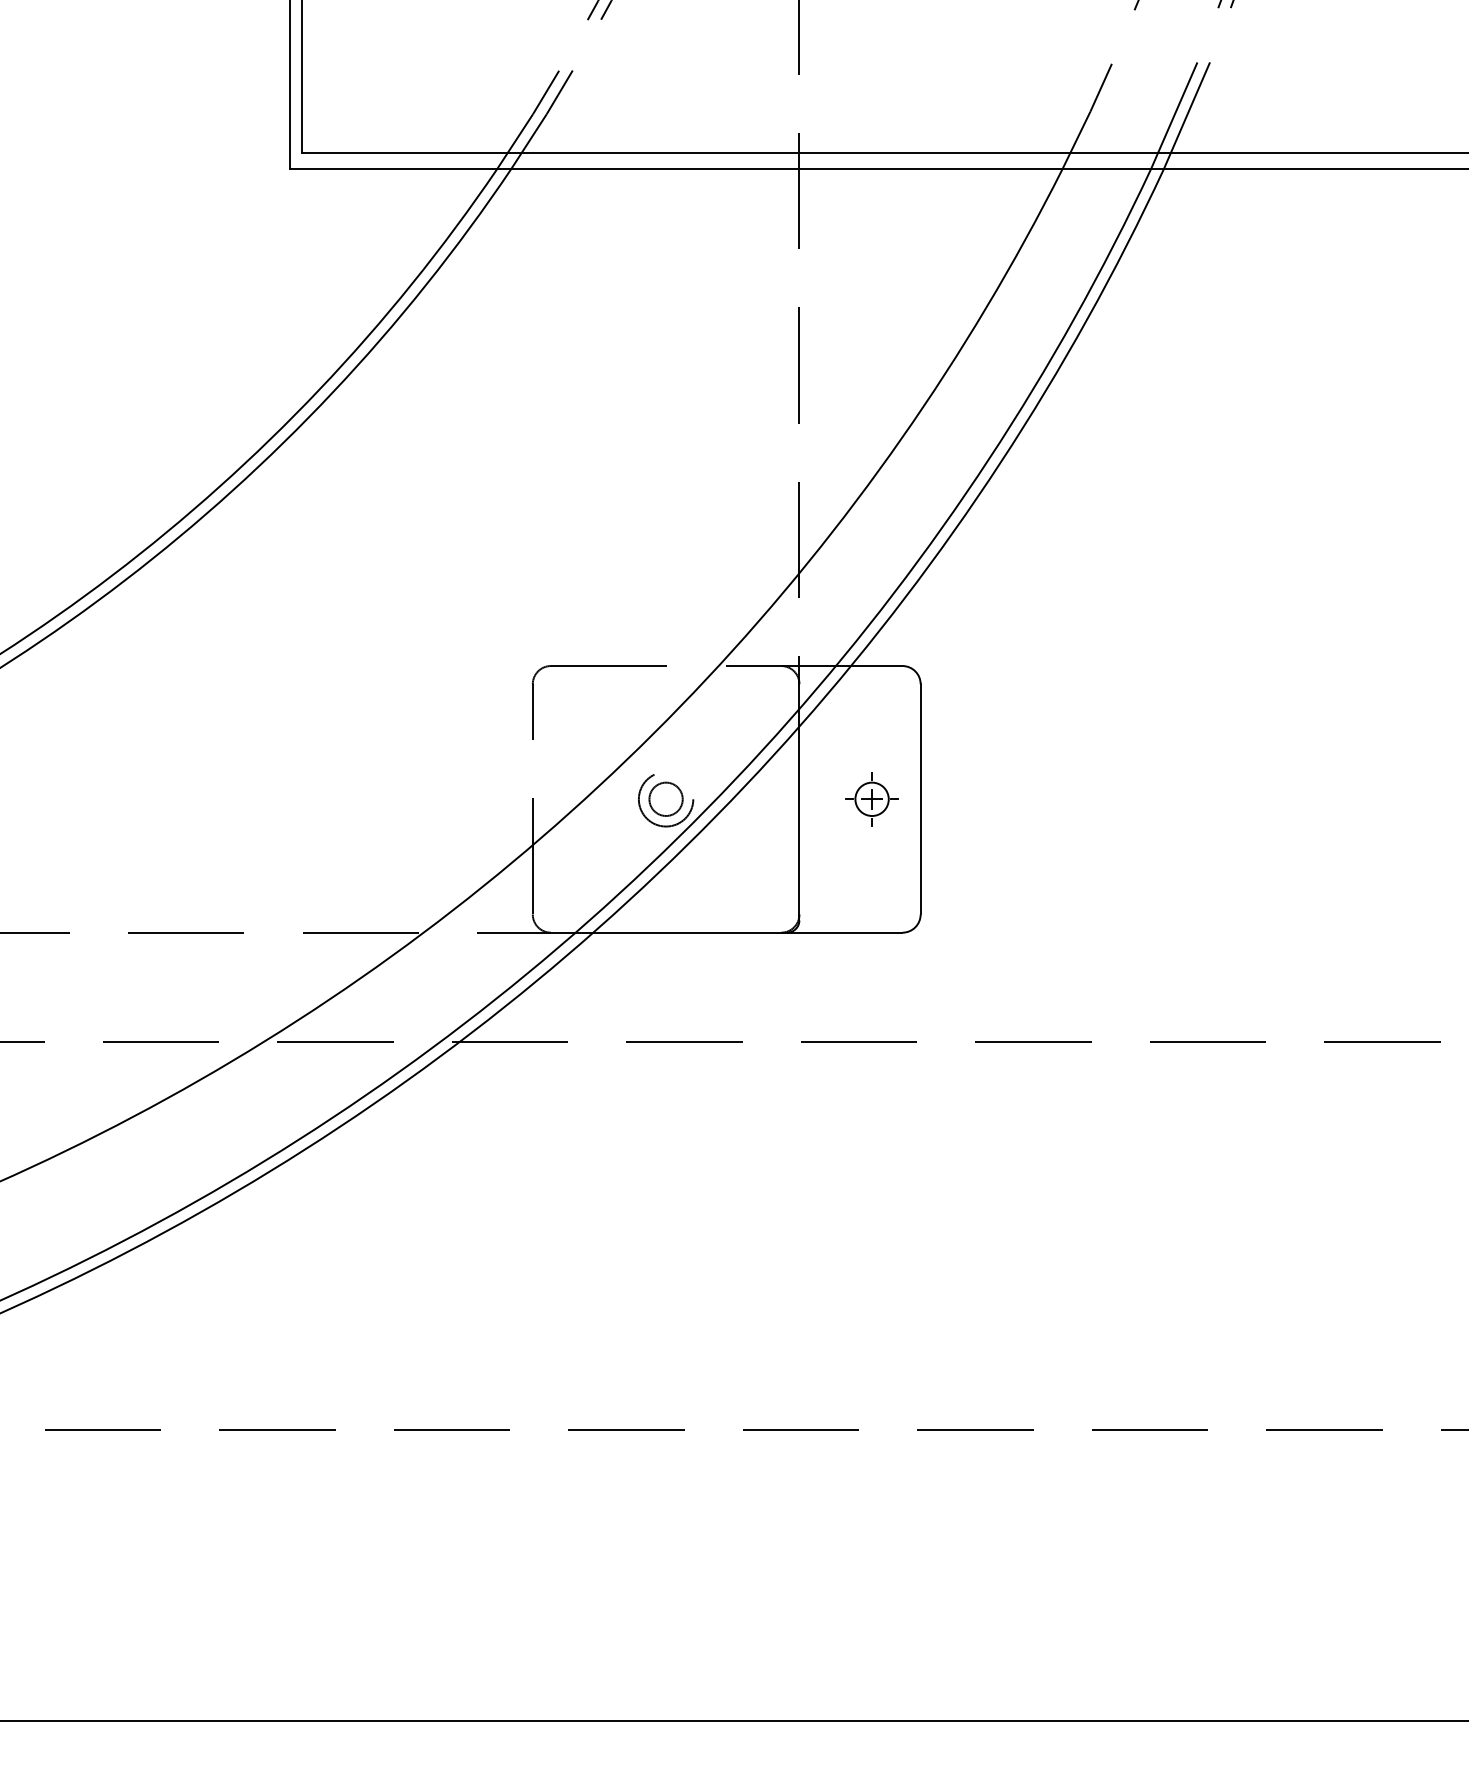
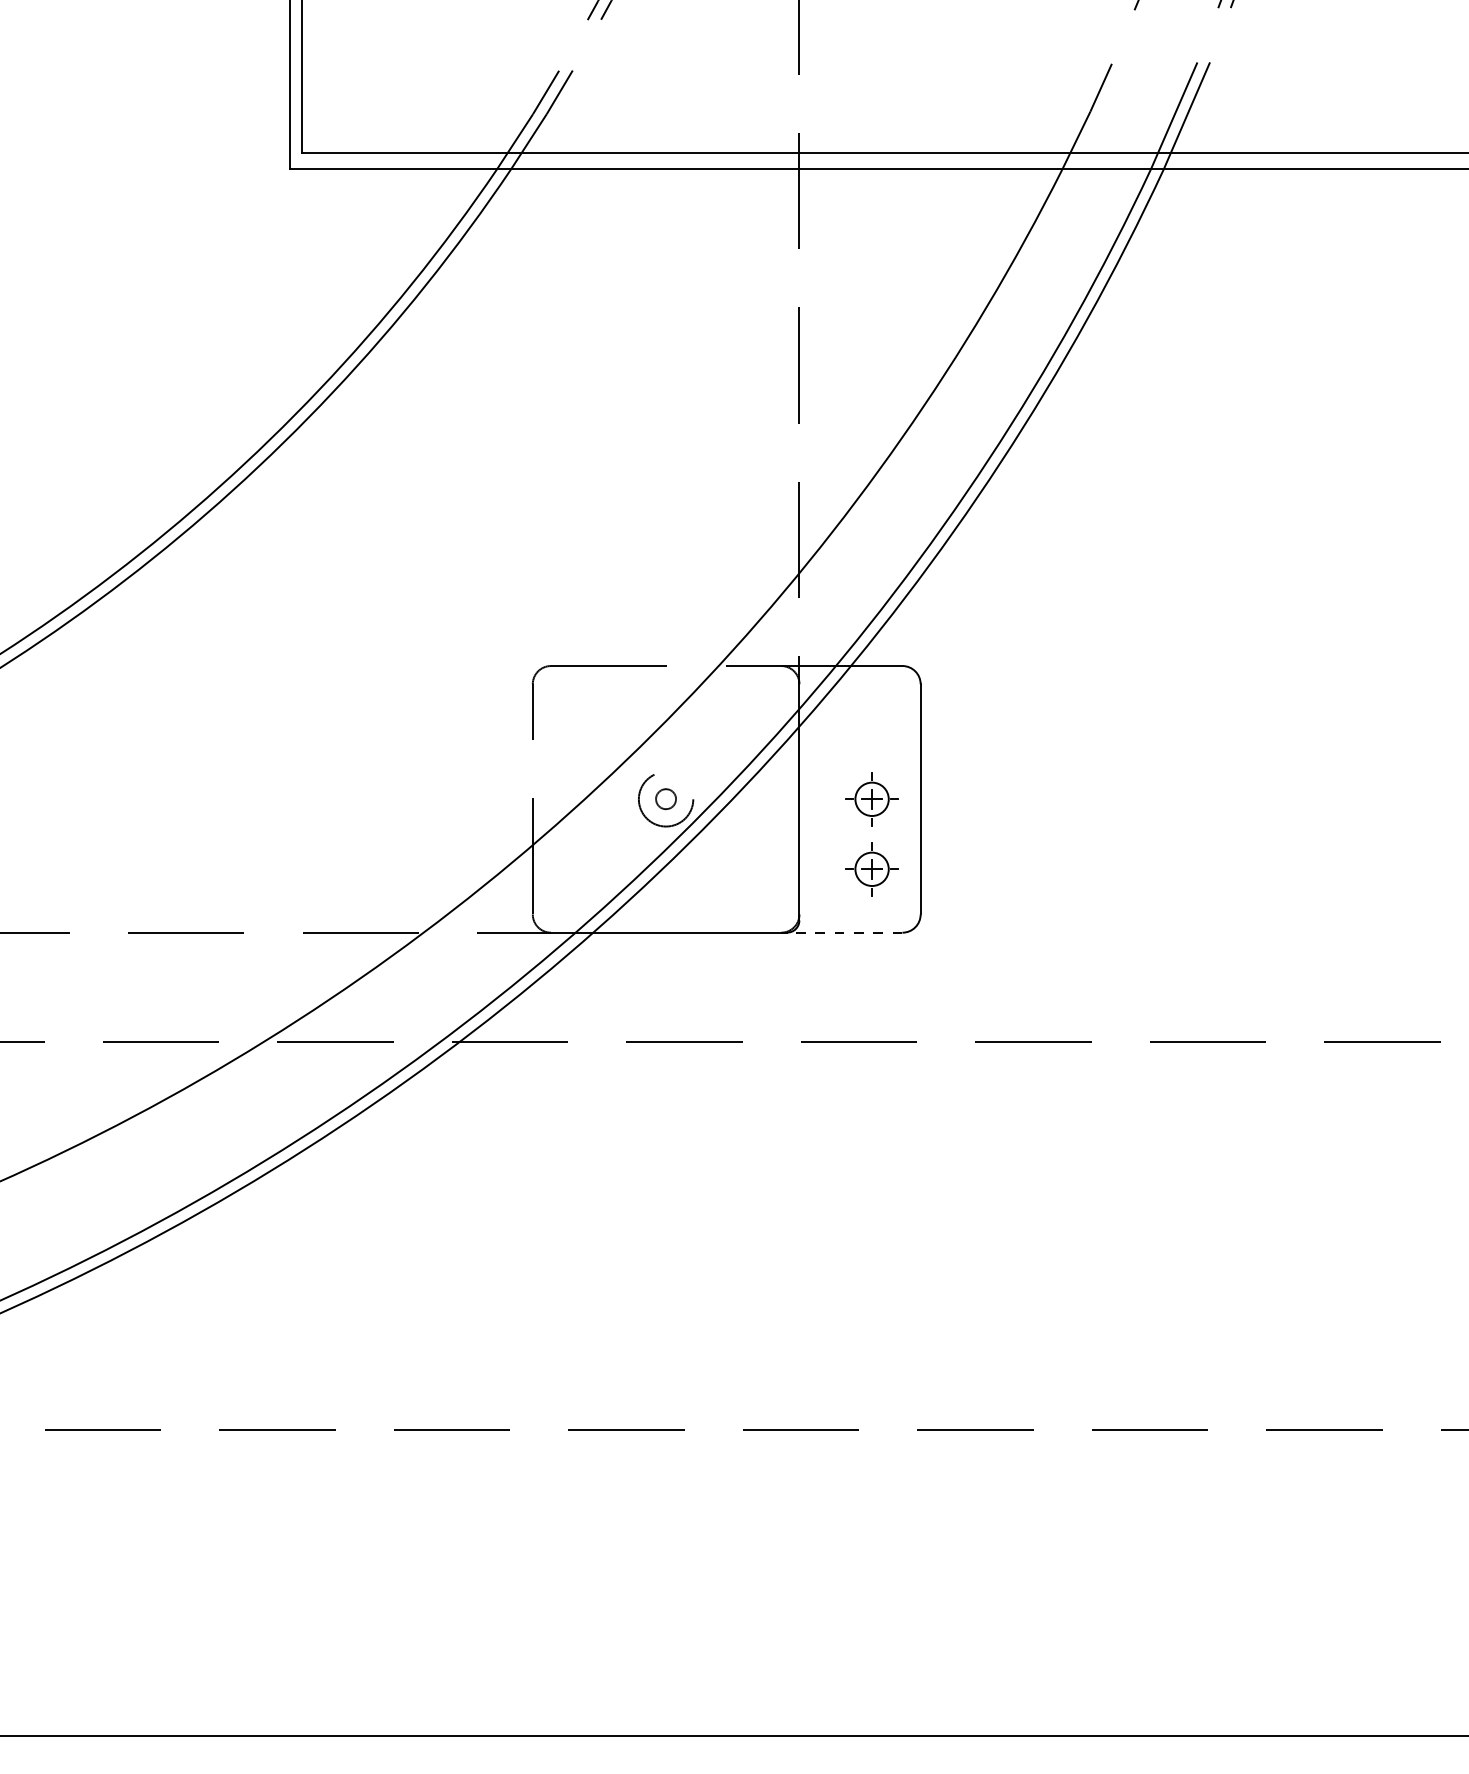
circle size: 36x36 px -> 22x23 px (665, 799)
part: none -> present (871, 869)
line: solid -> dashed (844, 932)
line position: (733, 1720) -> (733, 1735) (733, 1735)
